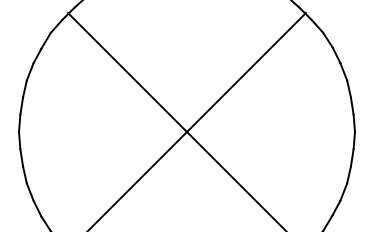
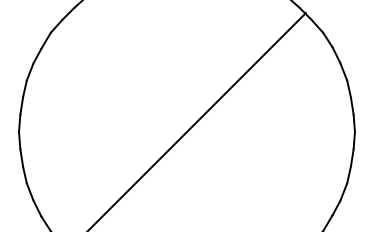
line: present -> none (175, 120)
